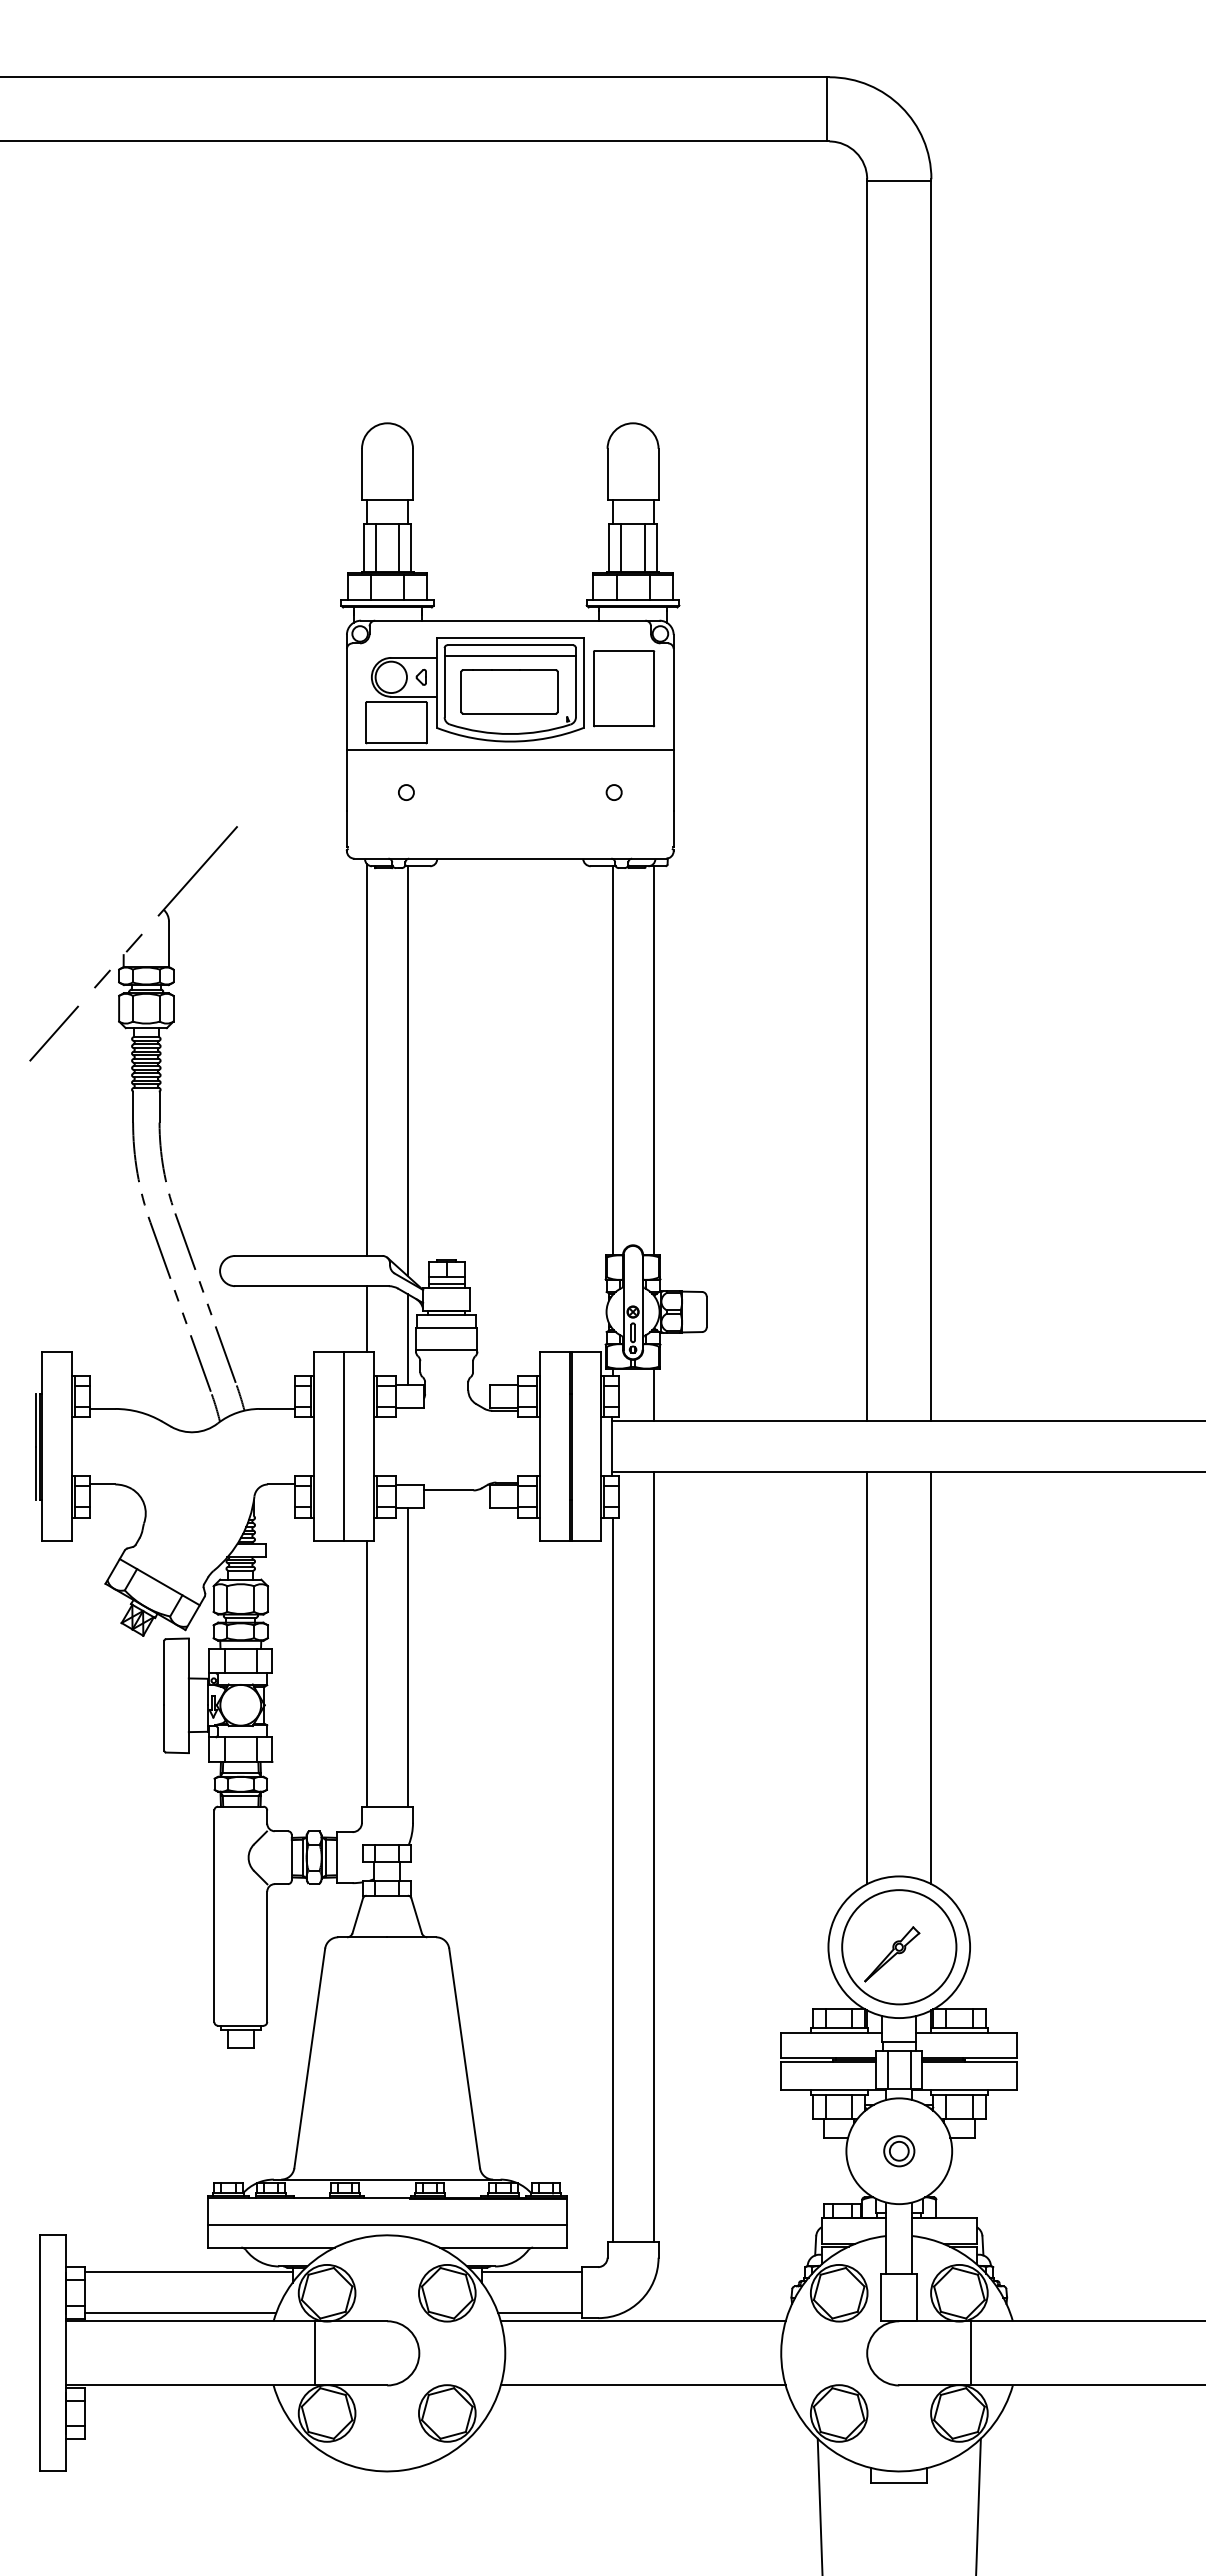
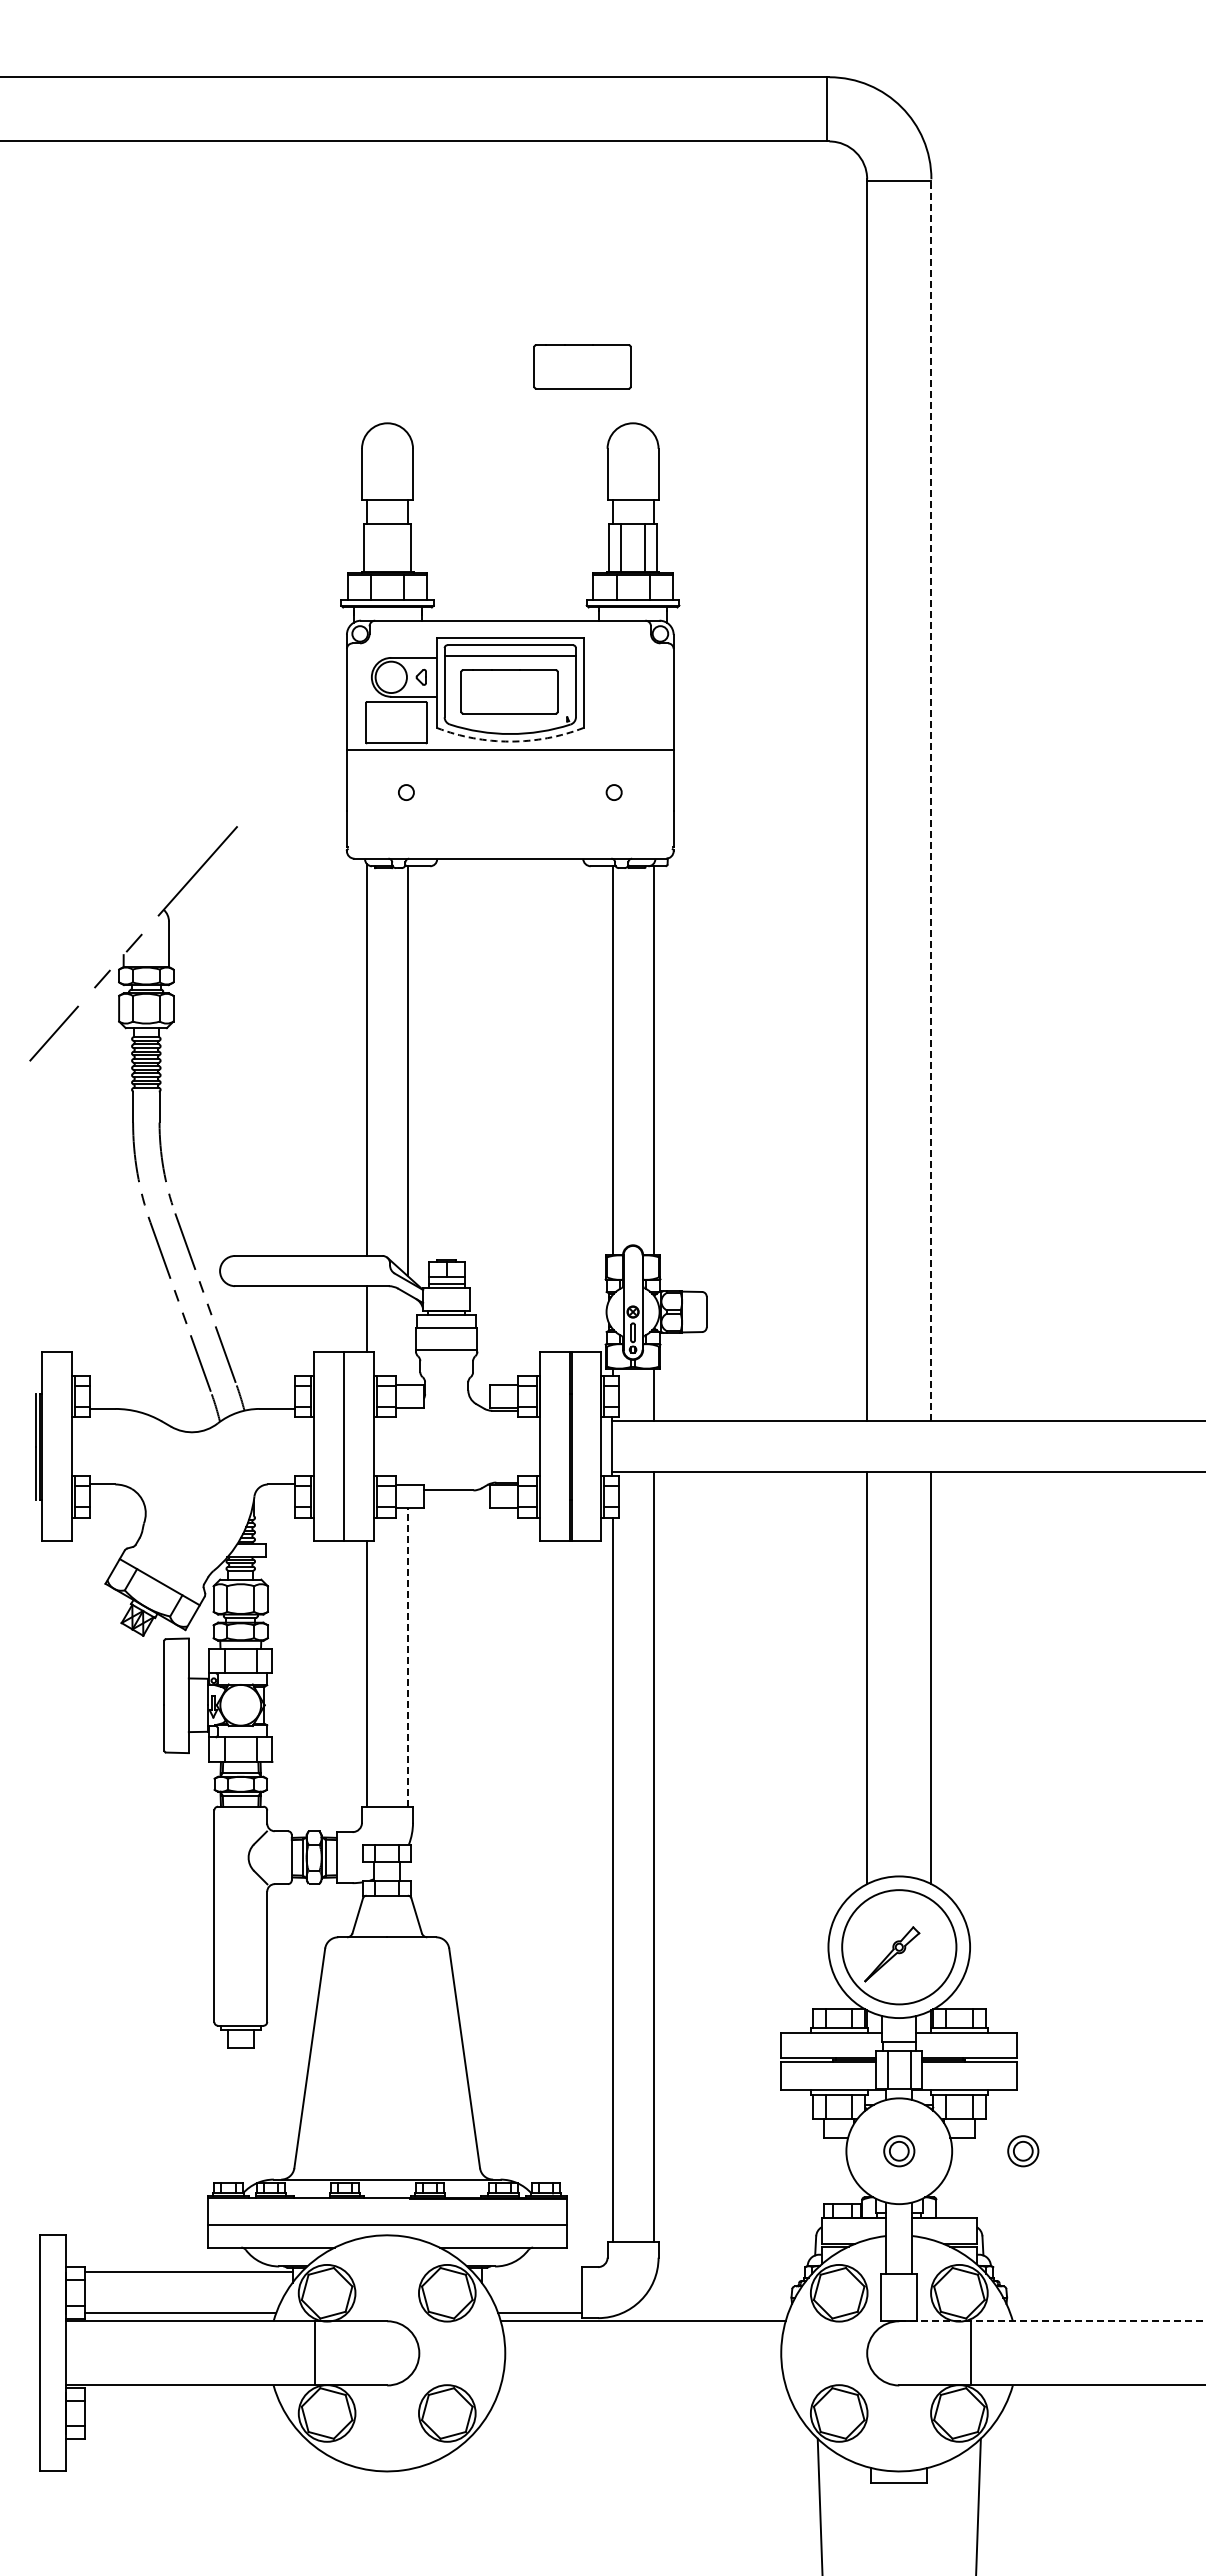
part: none -> present (582, 366)
line: present -> none (375, 547)
line: present -> none (399, 547)
part: present -> none (624, 688)
arc: solid -> dashed (510, 741)
line: solid -> dashed (931, 800)
line: present -> none (408, 1339)
line: solid -> dashed (408, 1656)
part: none -> present (1023, 2151)
line: present -> none (531, 2272)
line: solid -> dashed (1053, 2321)
line: present -> none (642, 2385)
